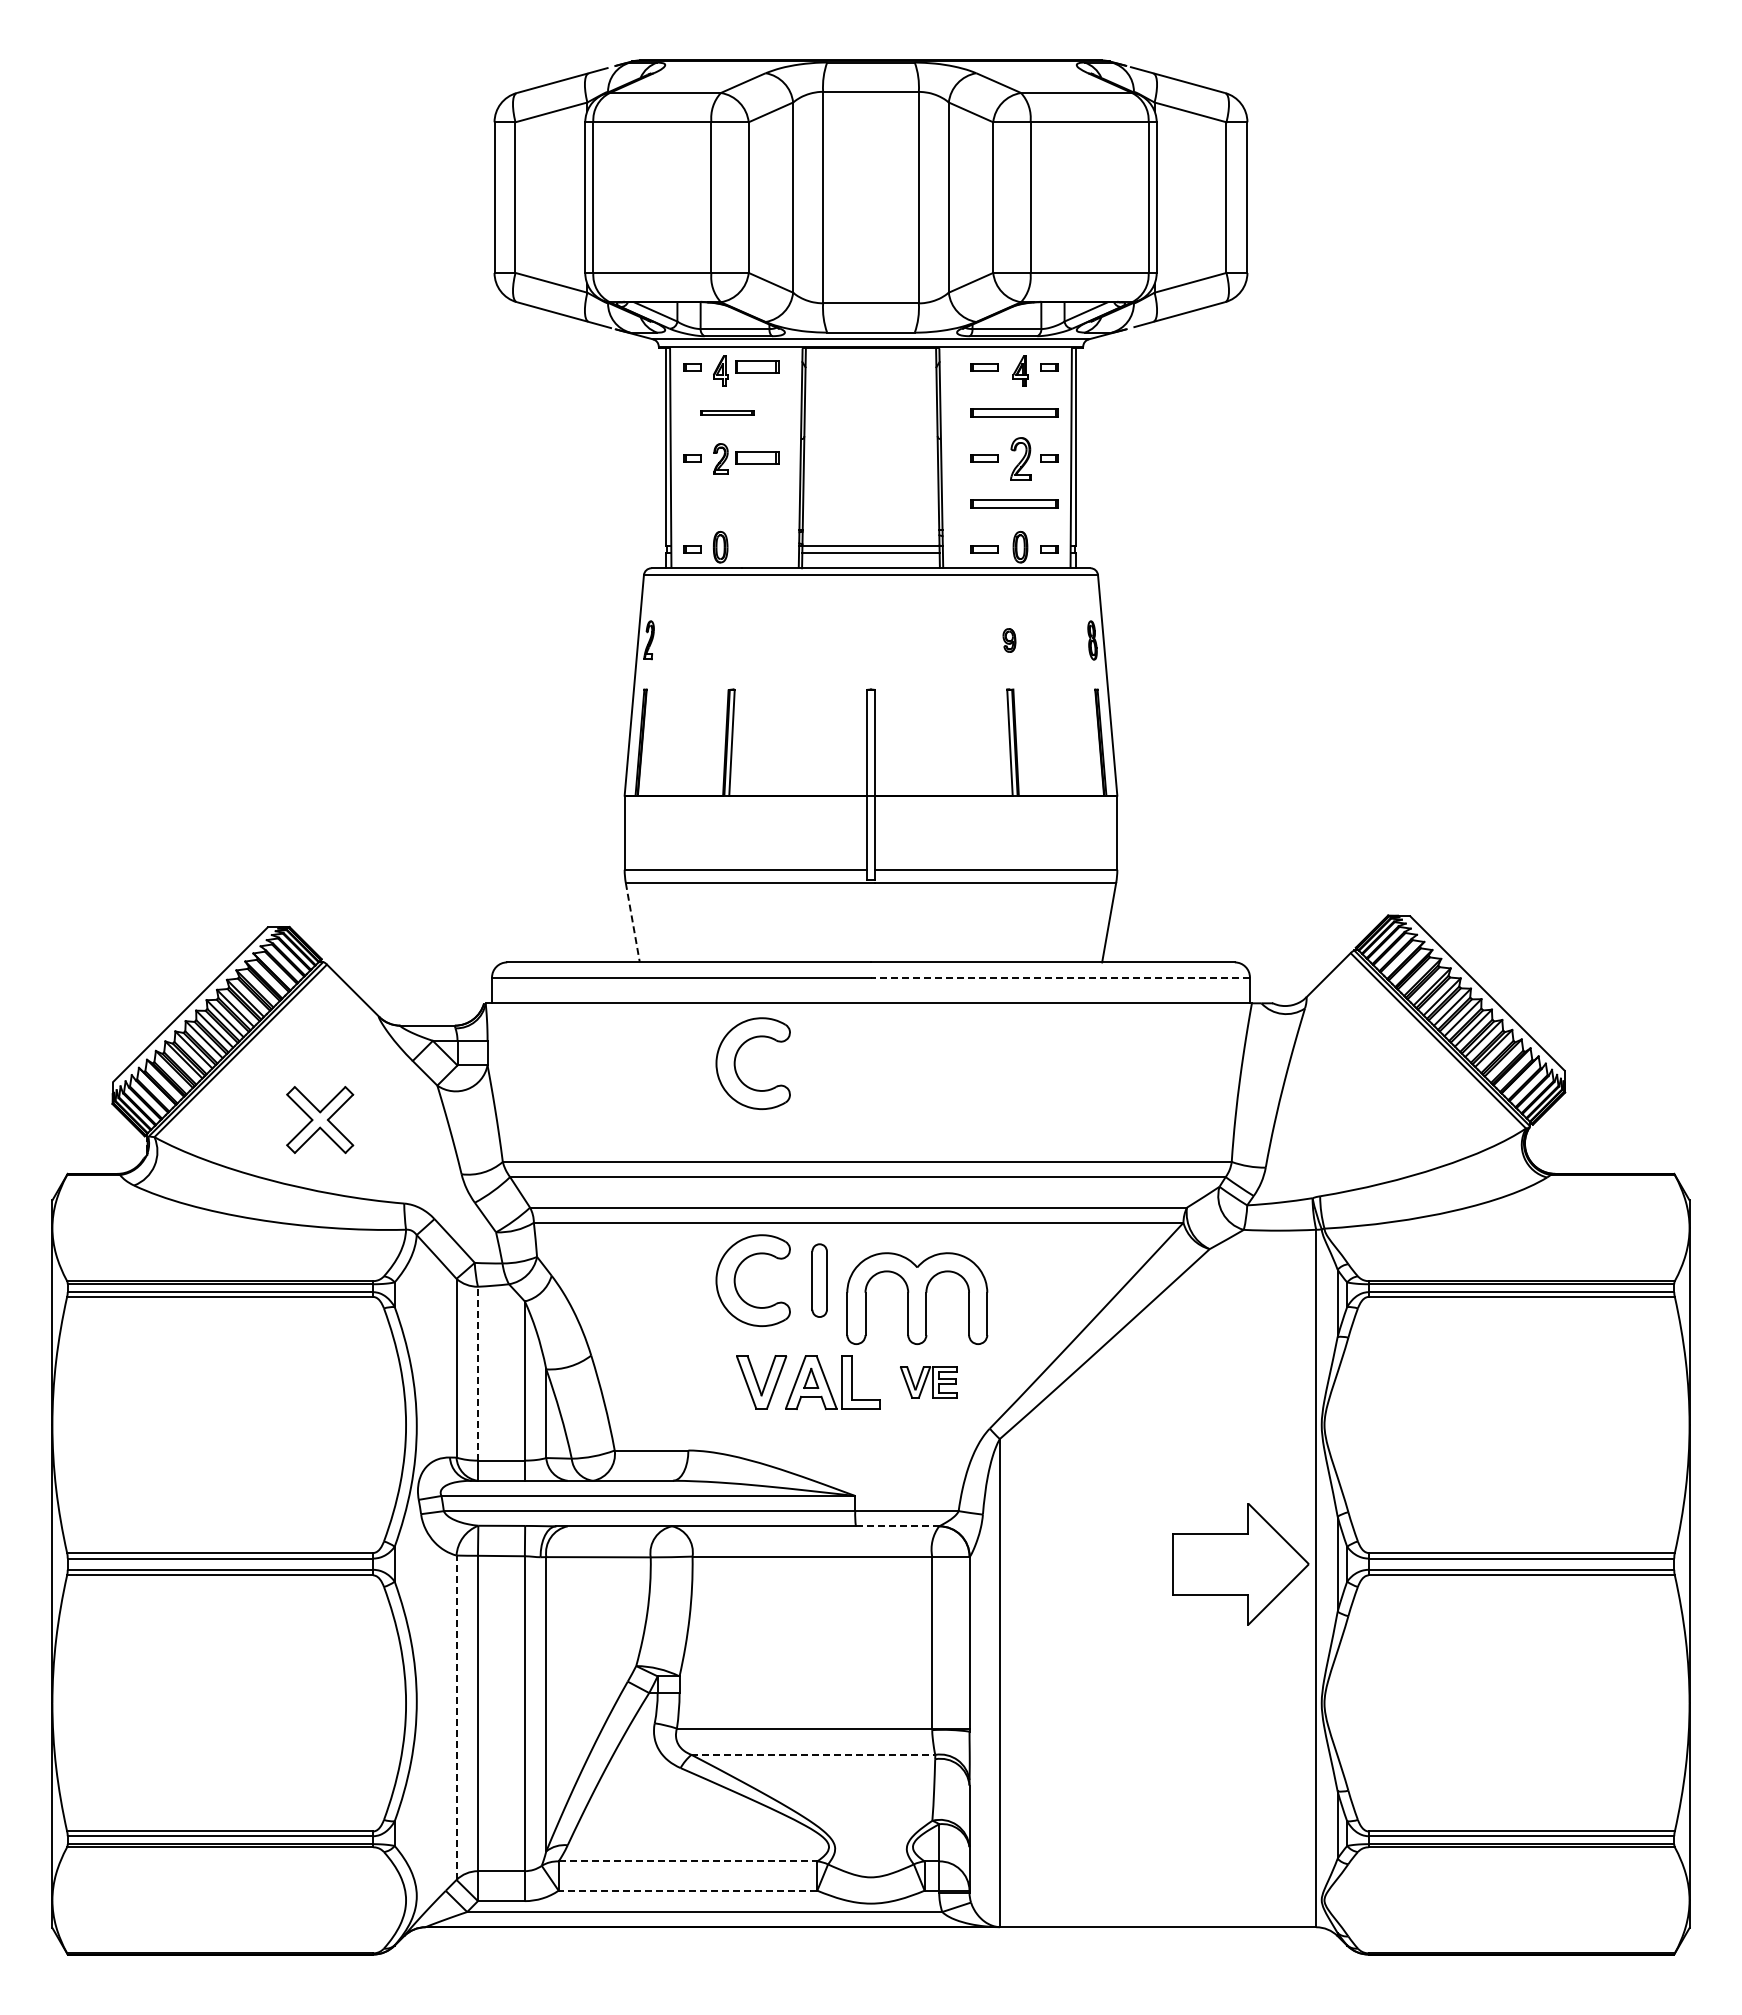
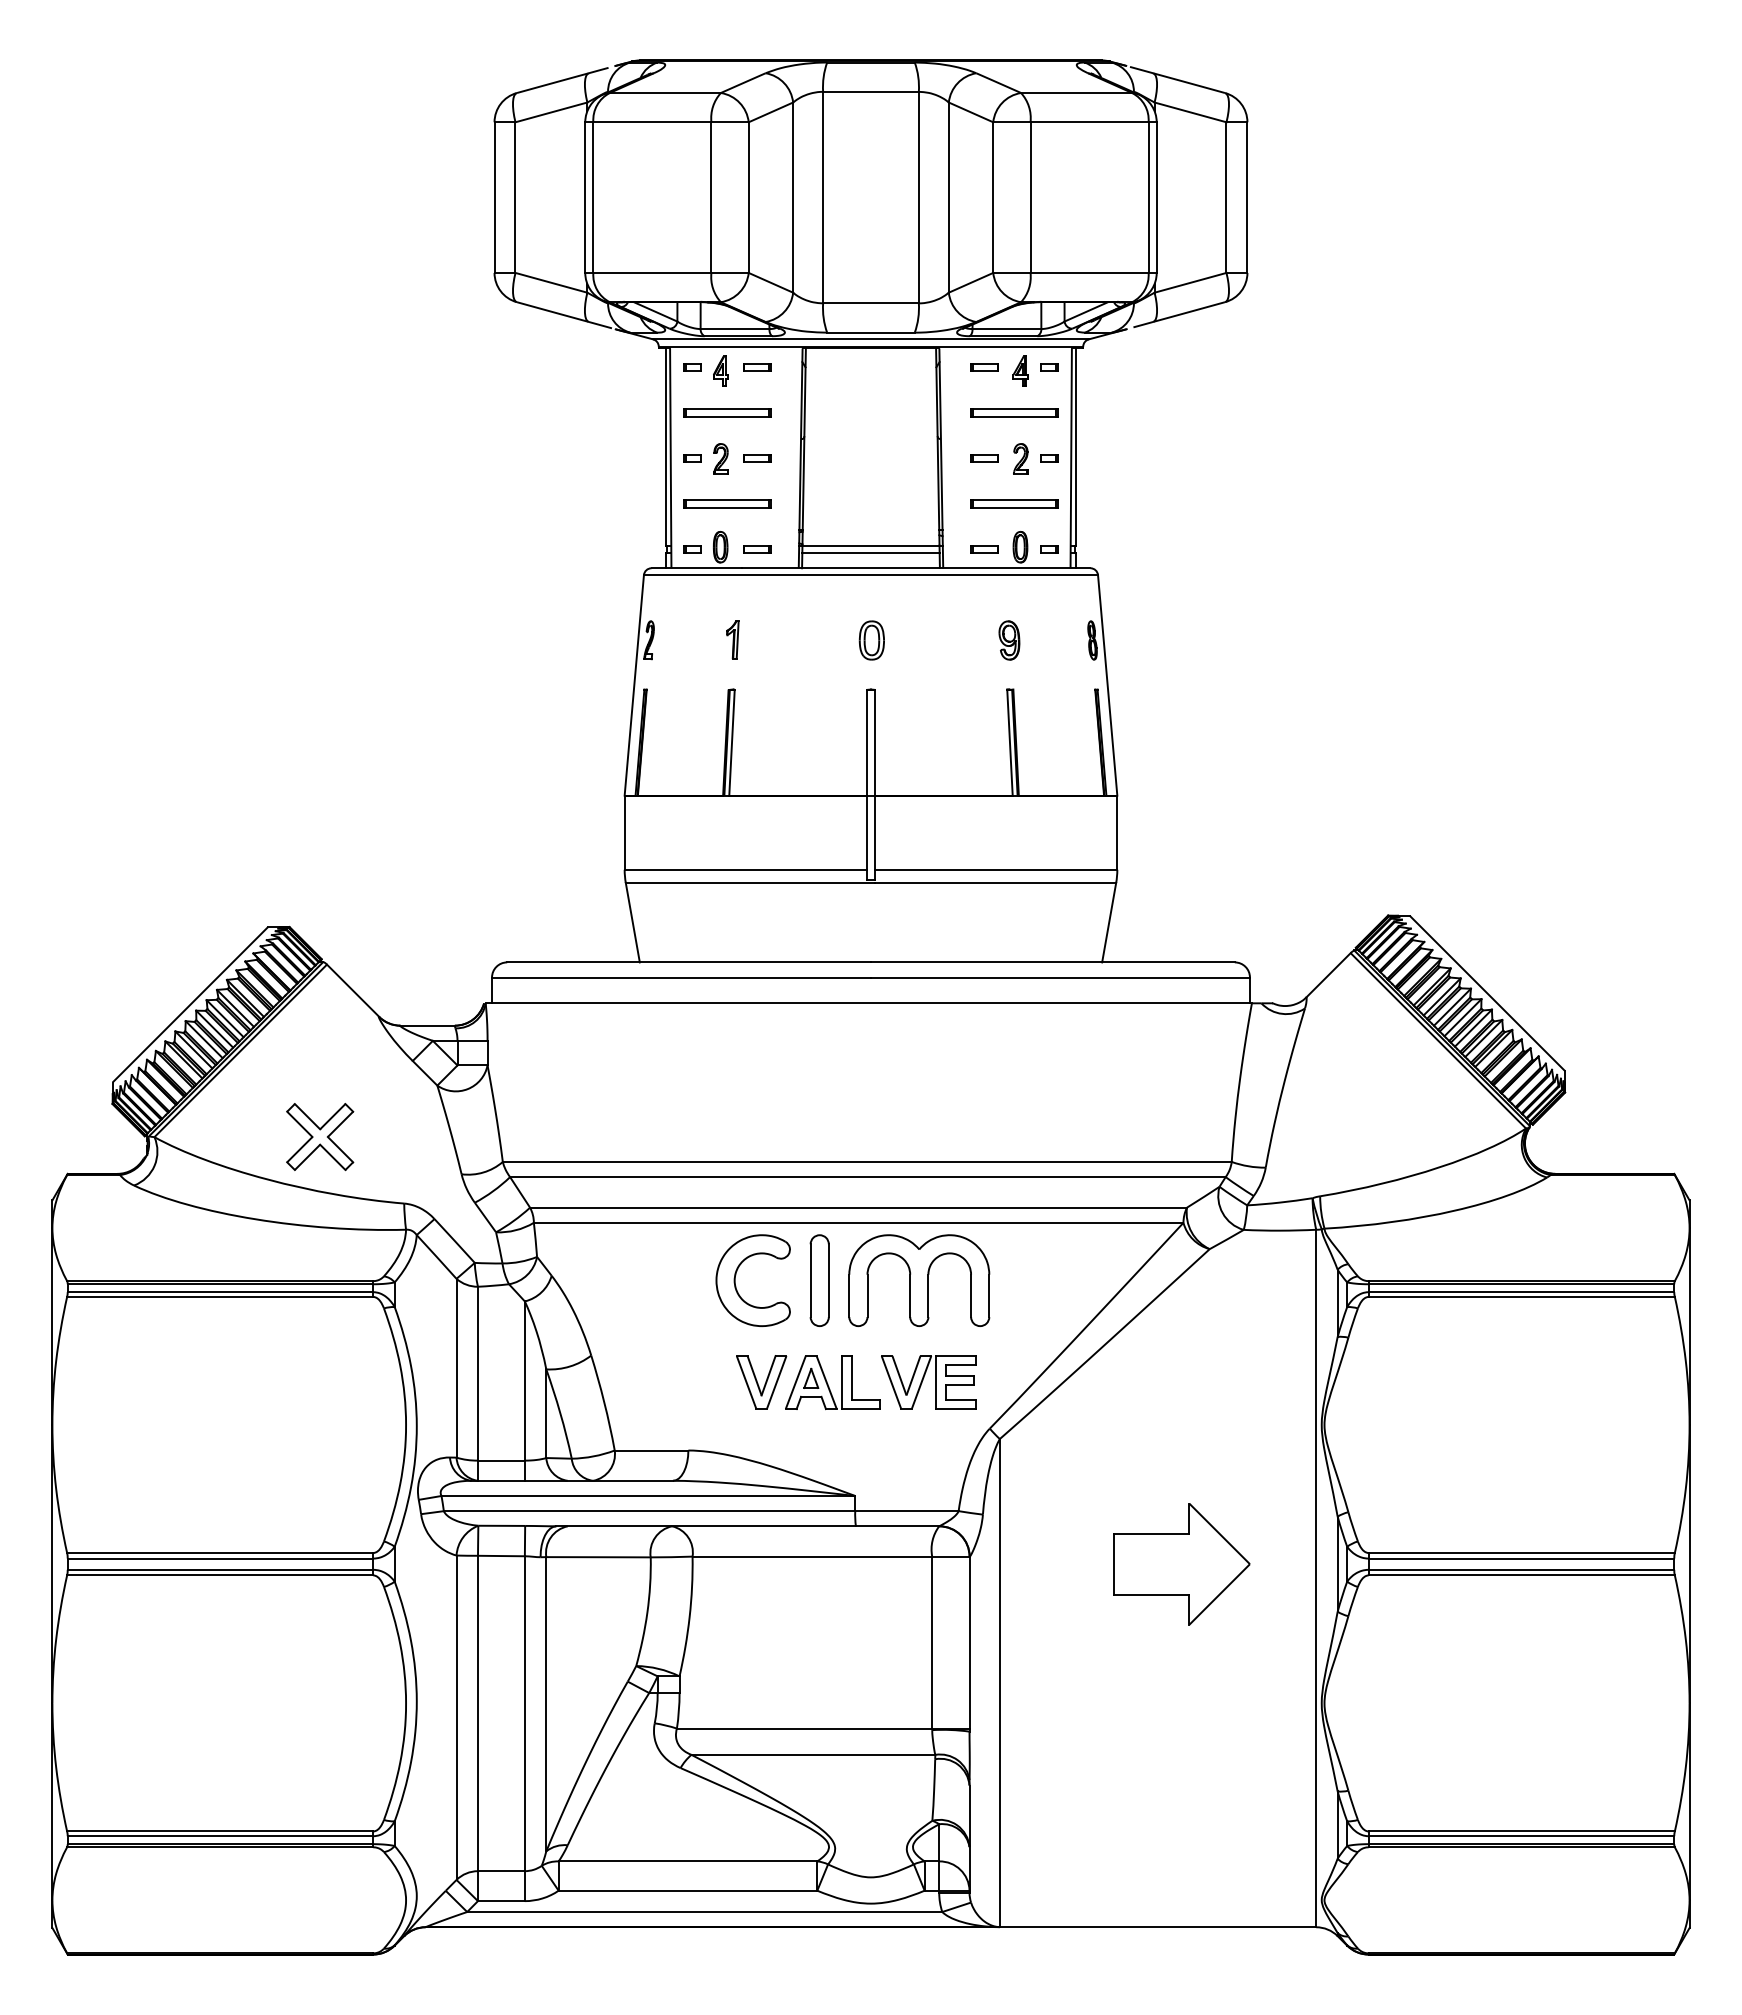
part size: 45x14 px -> 29x9 px (757, 367)
part size: 55x6 px -> 89x10 px (727, 412)
part size: 45x14 px -> 29x9 px (757, 458)
part size: 22x44 px -> 16x32 px (1020, 458)
part: none -> present (727, 503)
part: none -> present (757, 549)
part: none -> present (732, 639)
part: none -> present (871, 640)
part size: 15x25 px -> 23x41 px (1009, 640)
line: dashed -> solid (632, 923)
line: dashed -> solid (1059, 977)
part: present -> none (736, 1058)
part position: (320, 1120) -> (320, 1137) (320, 1137)
part size: 17x75 px -> 21x93 px (819, 1280)
part position: (917, 1298) -> (919, 1280) (919, 1280)
line: dashed -> solid (477, 1373)
part size: 58x33 px -> 96x55 px (928, 1382)
line: dashed -> solid (897, 1526)
part position: (1240, 1564) -> (1181, 1564) (1181, 1564)
line: dashed -> solid (456, 1717)
line: dashed -> solid (813, 1754)
line: dashed -> solid (688, 1861)
line: dashed -> solid (687, 1890)
